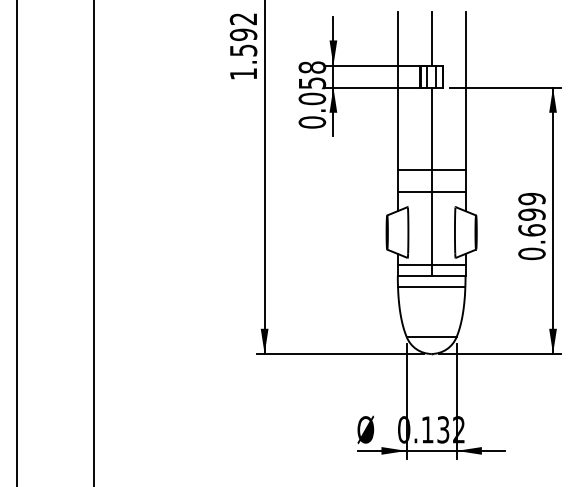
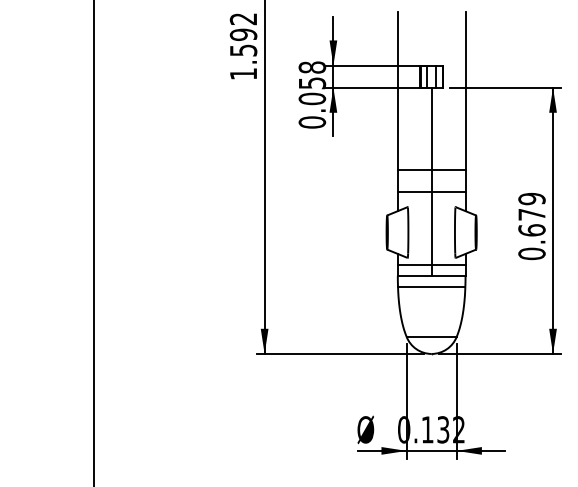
line: present -> none (431, 38)
text: 0.699 -> 0.679 (531, 214)
line: present -> none (17, 242)
